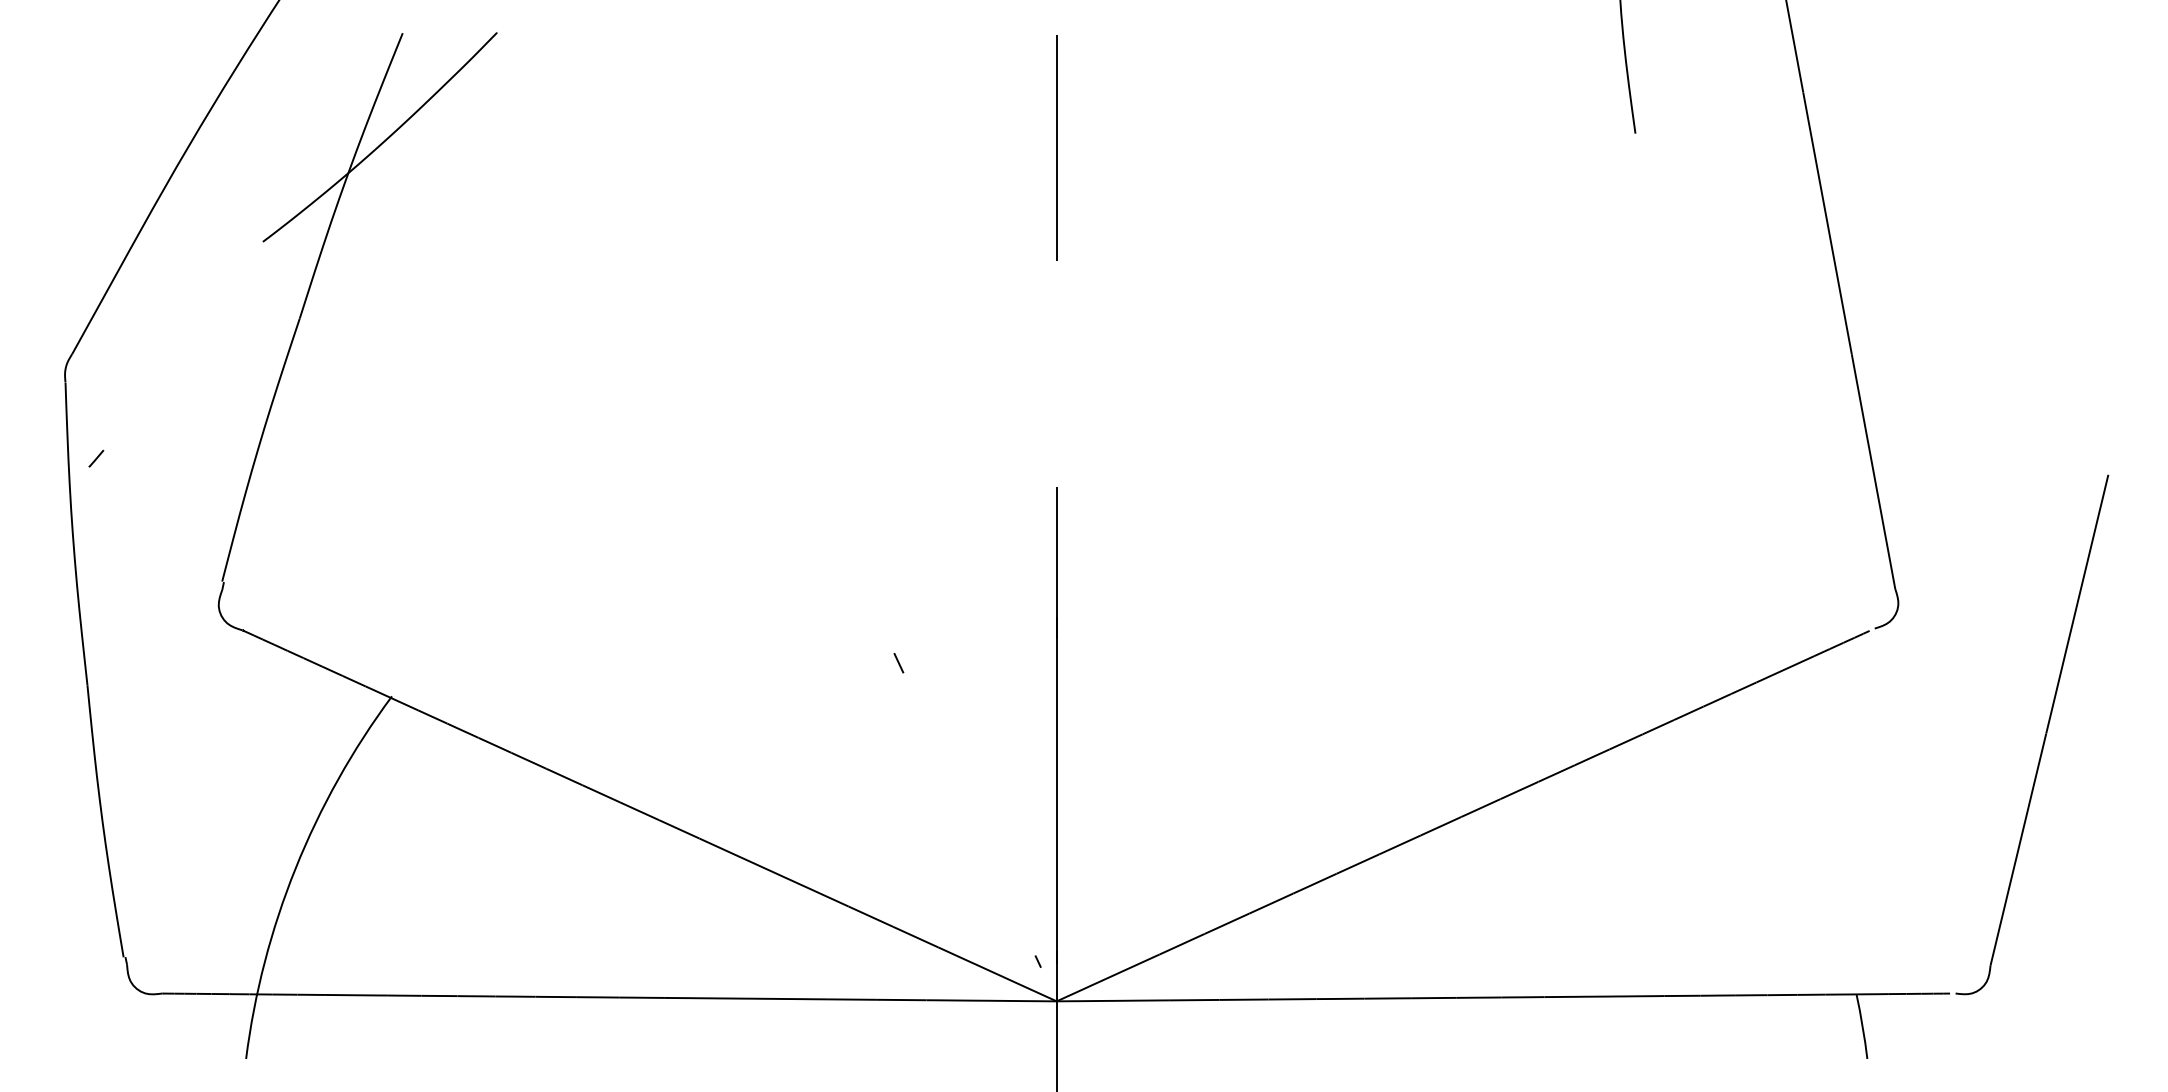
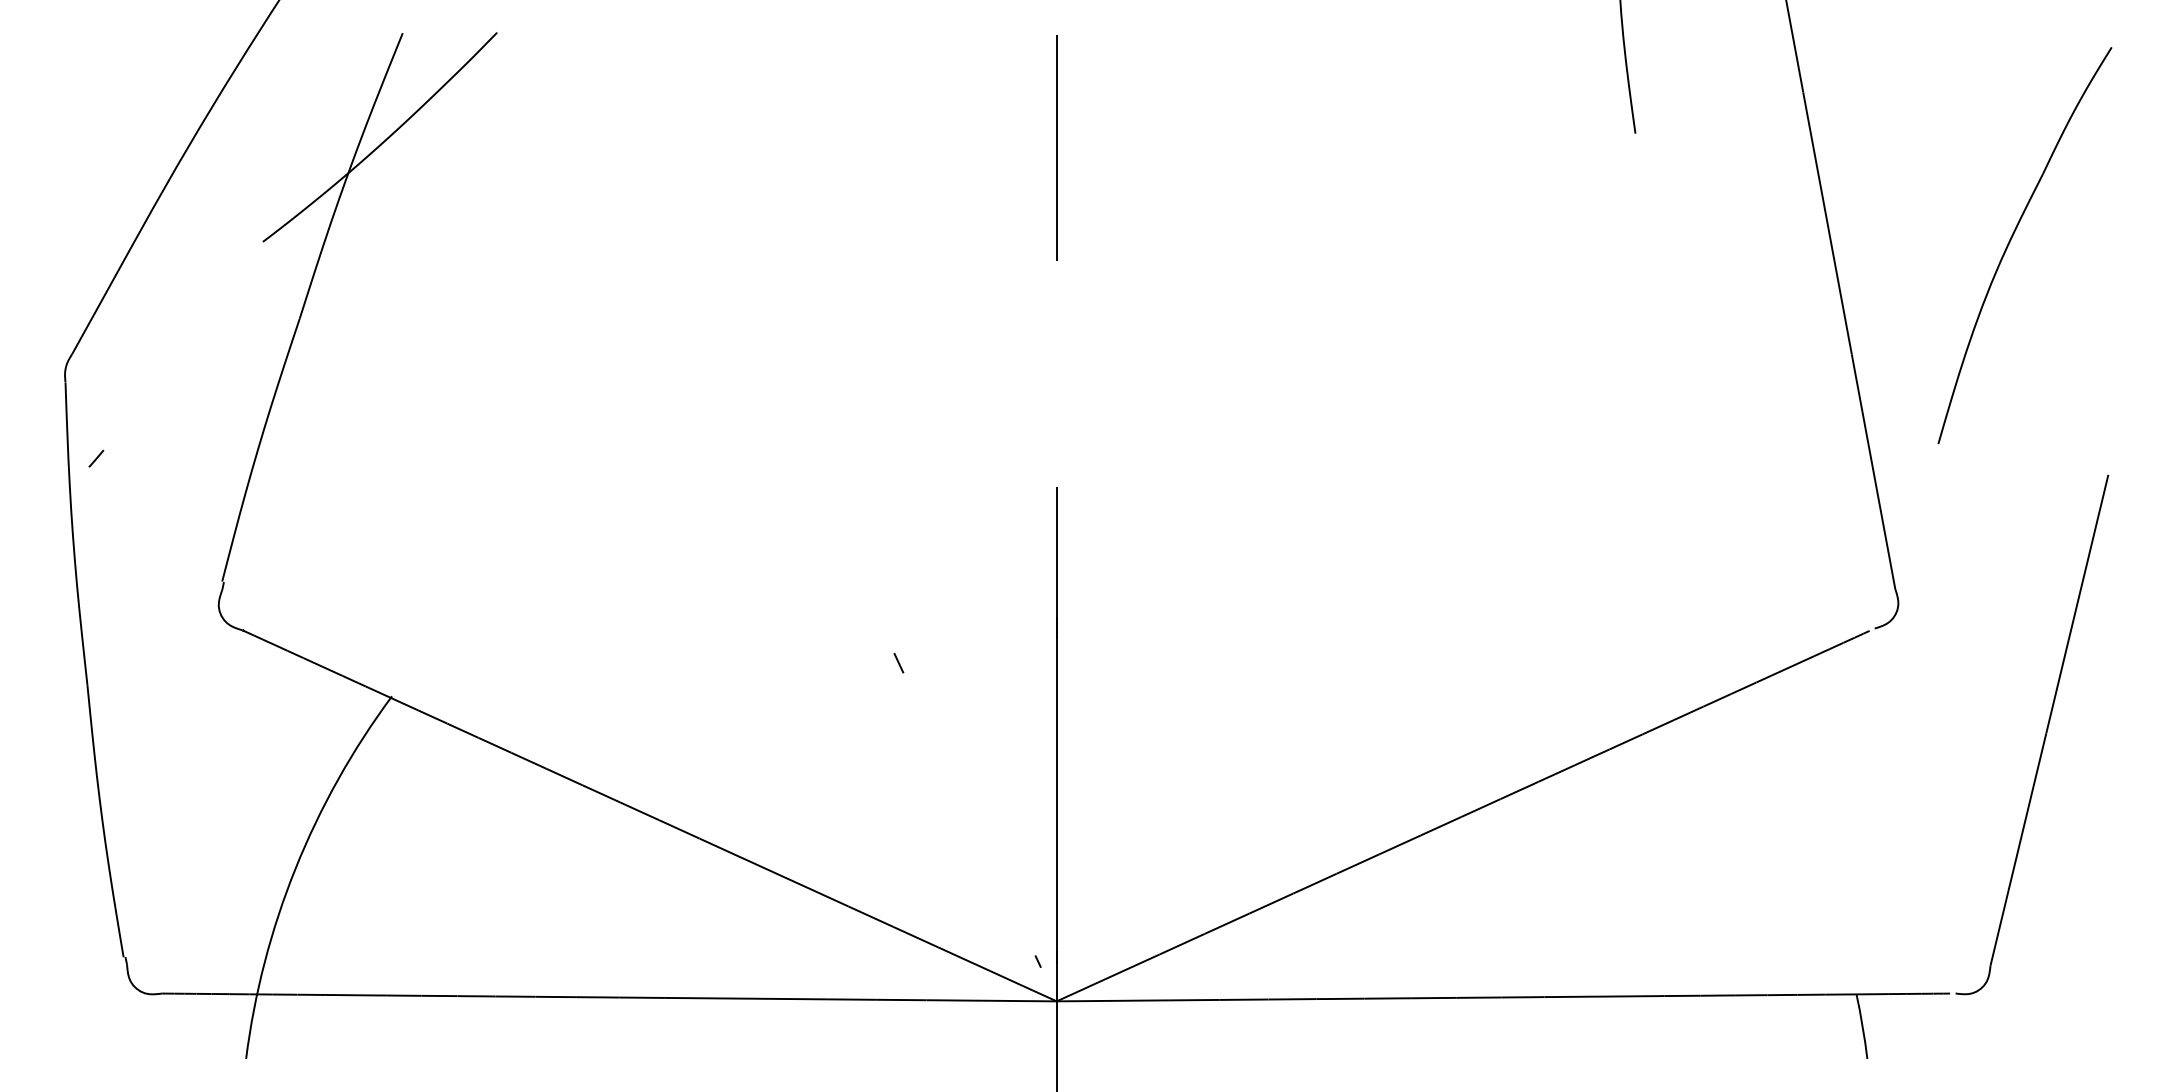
part: none -> present (2012, 238)
